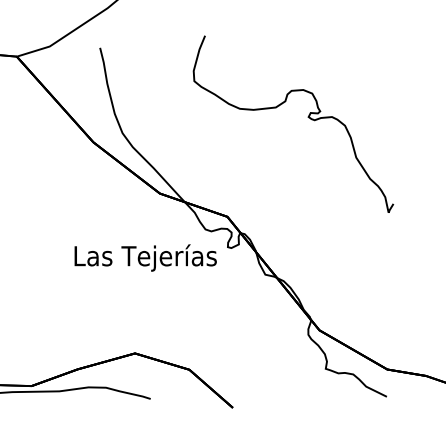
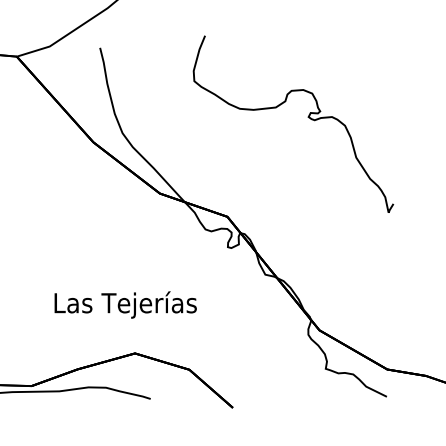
text position: (145, 257) -> (125, 304) (125, 304)
